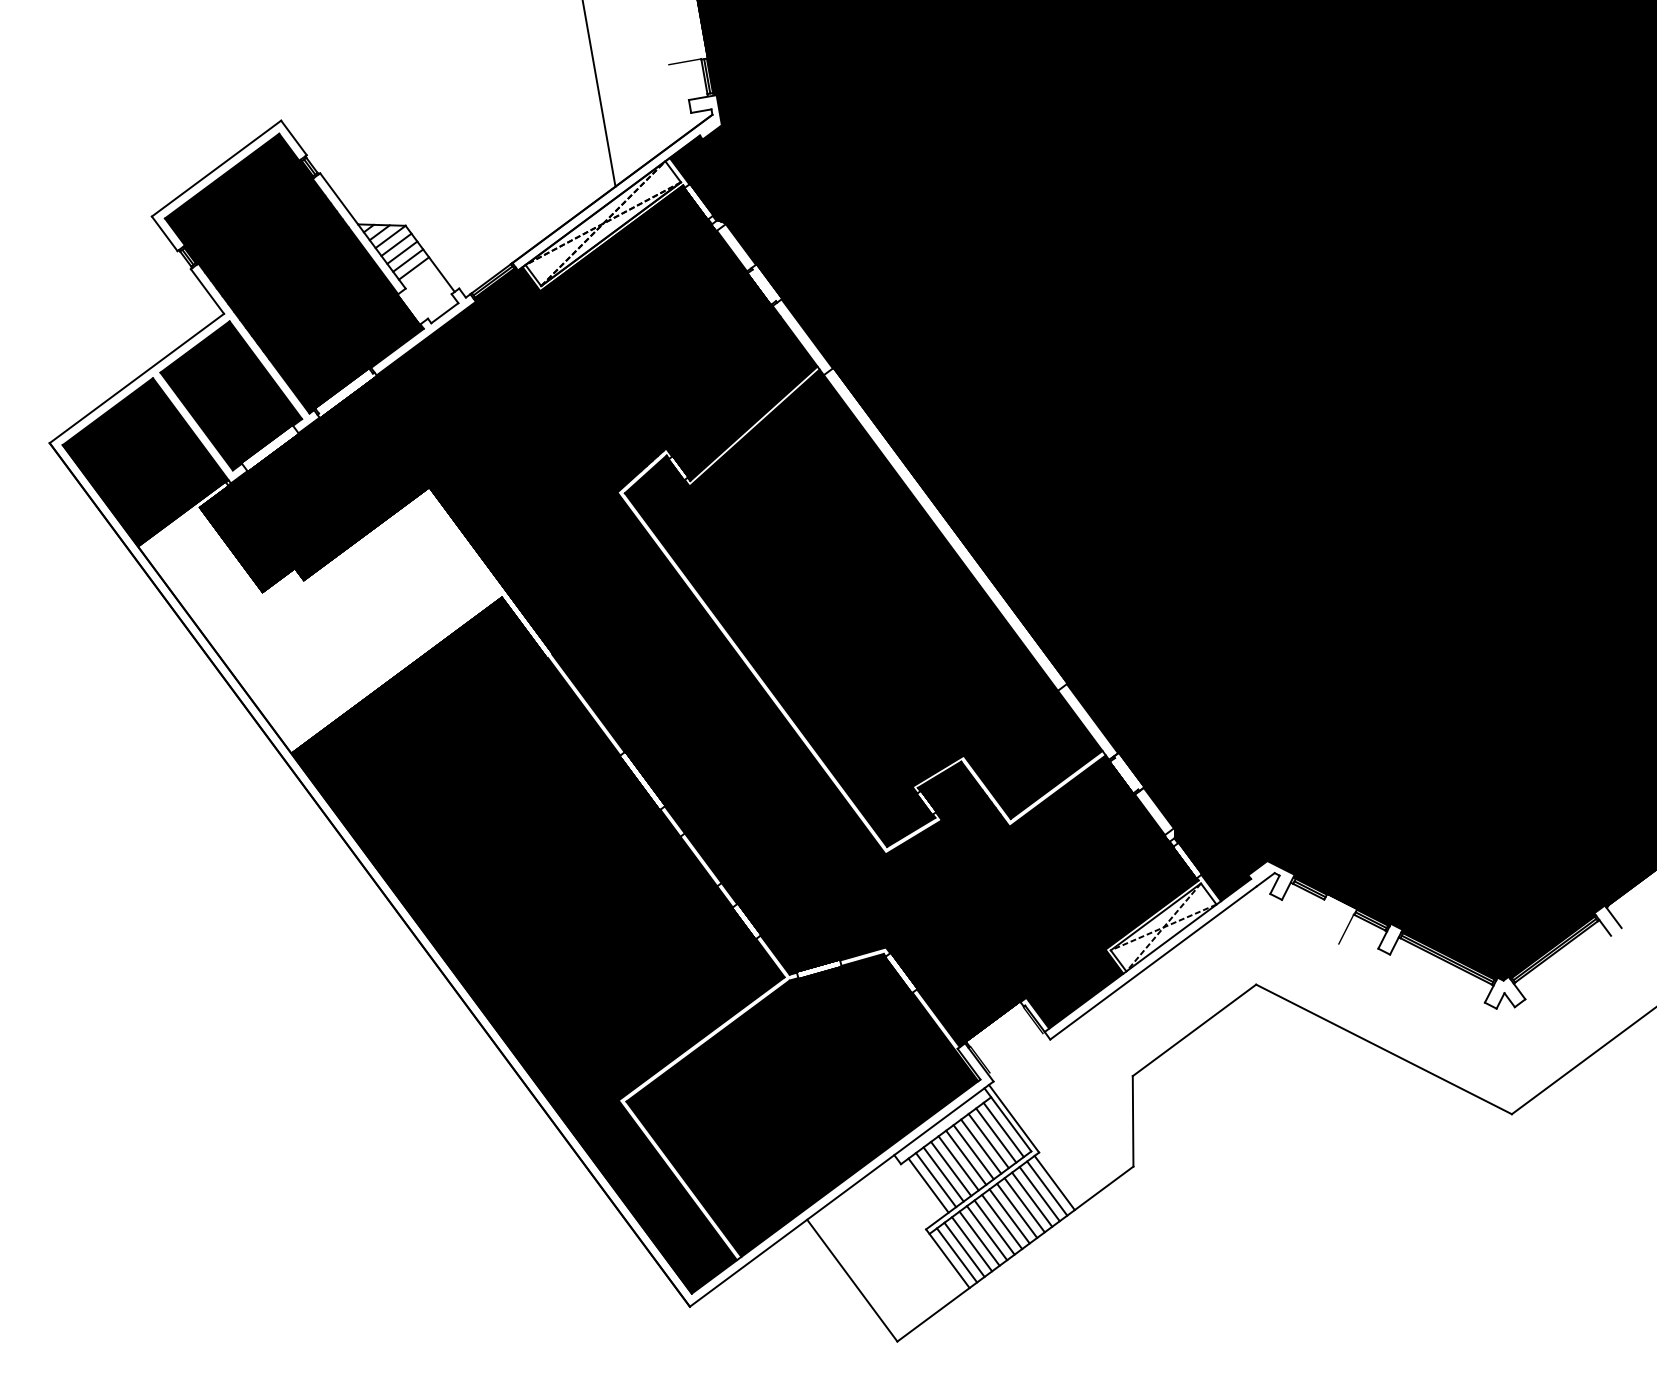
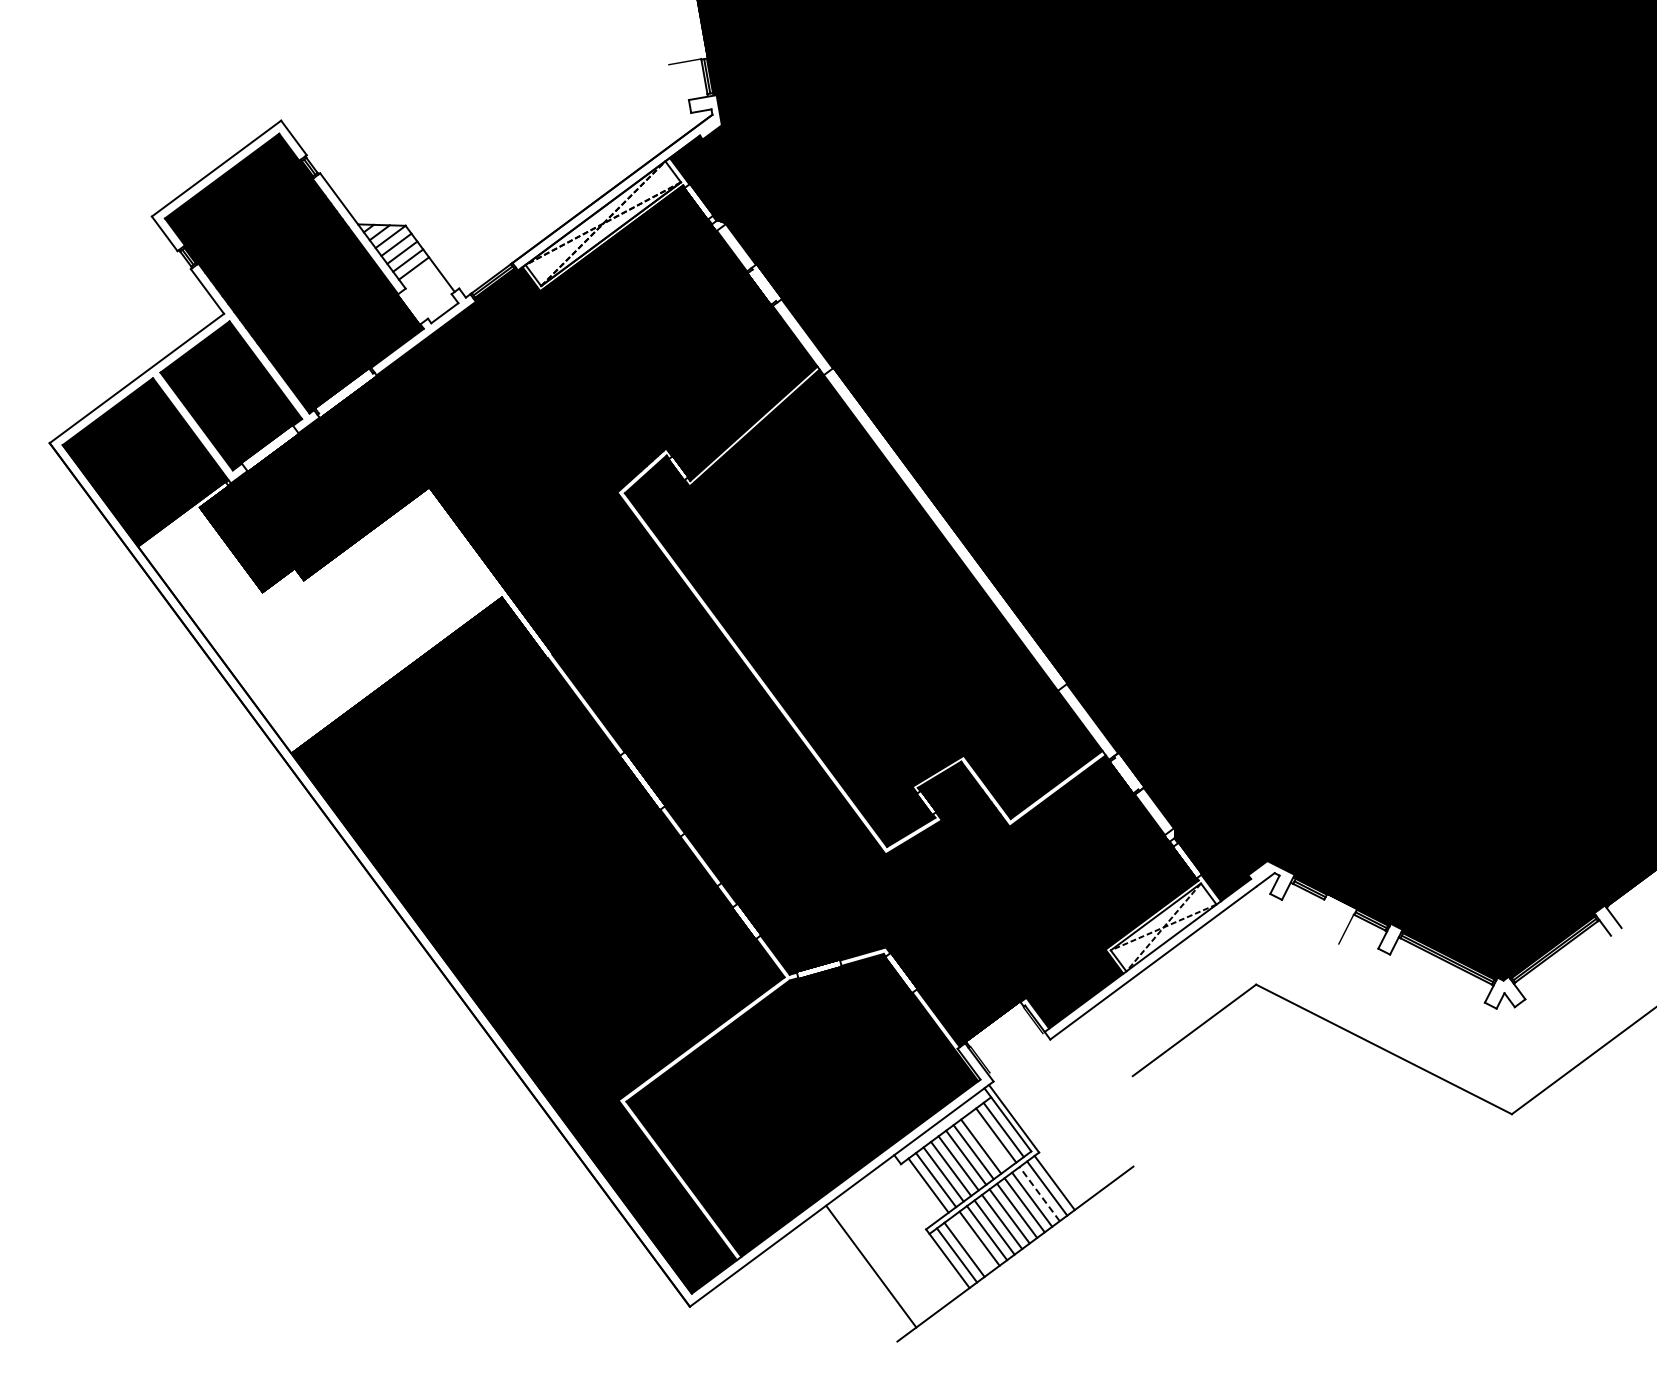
line: present -> none (599, 94)
line: present -> none (1132, 1121)
line: present -> none (988, 1141)
line: solid -> dashed (1039, 1194)
line: present -> none (972, 1244)
line position: (852, 1280) -> (871, 1266) (871, 1266)
